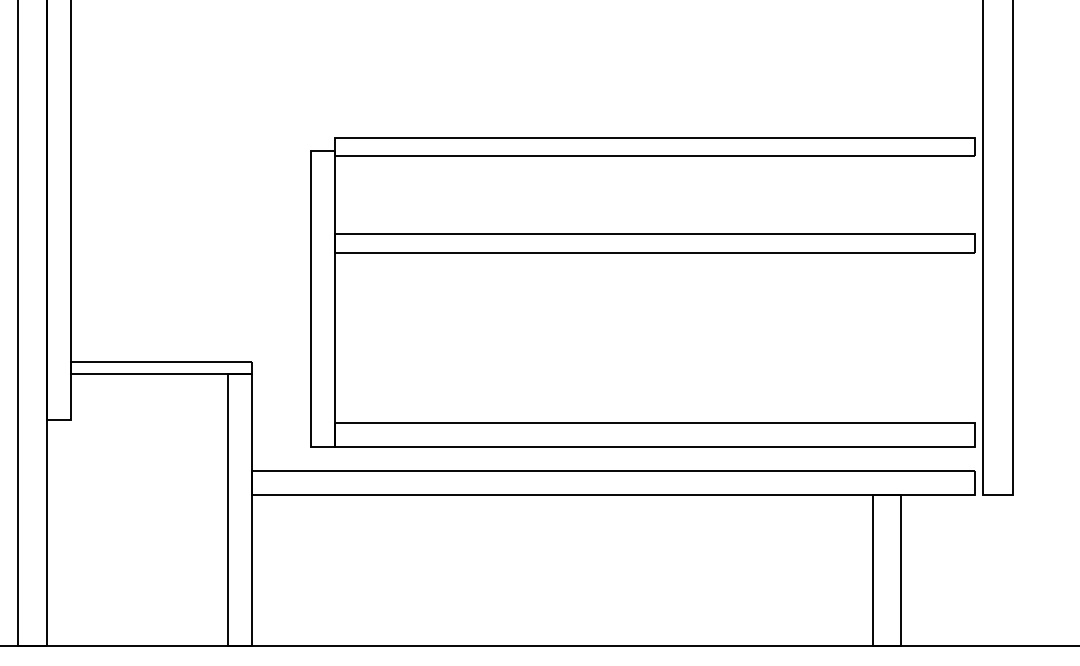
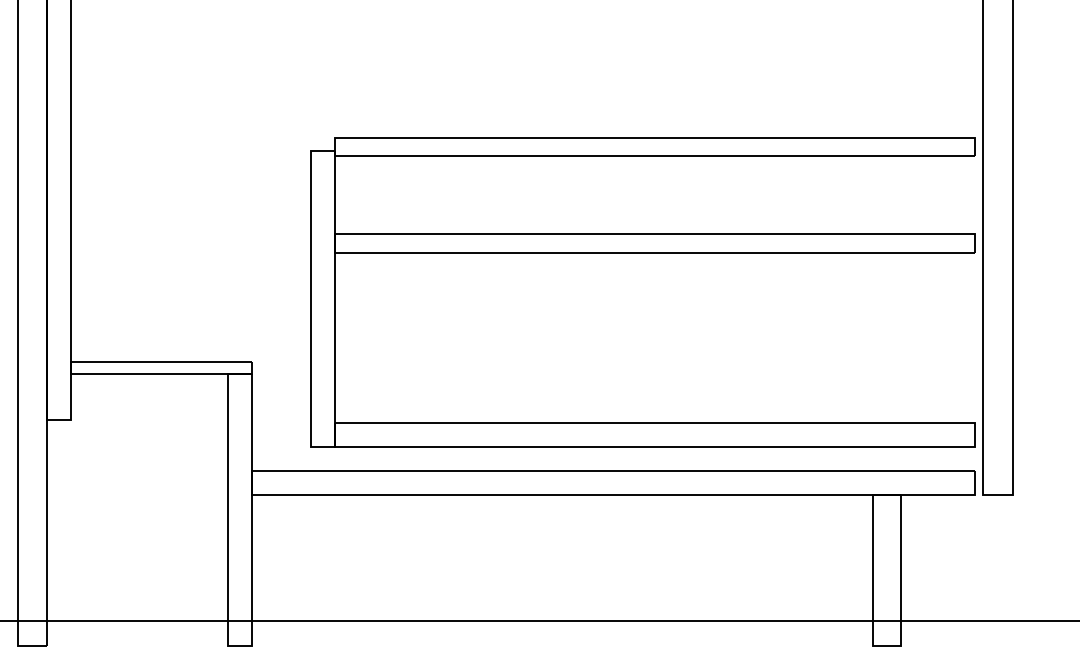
line position: (539, 646) -> (539, 621) (539, 621)
